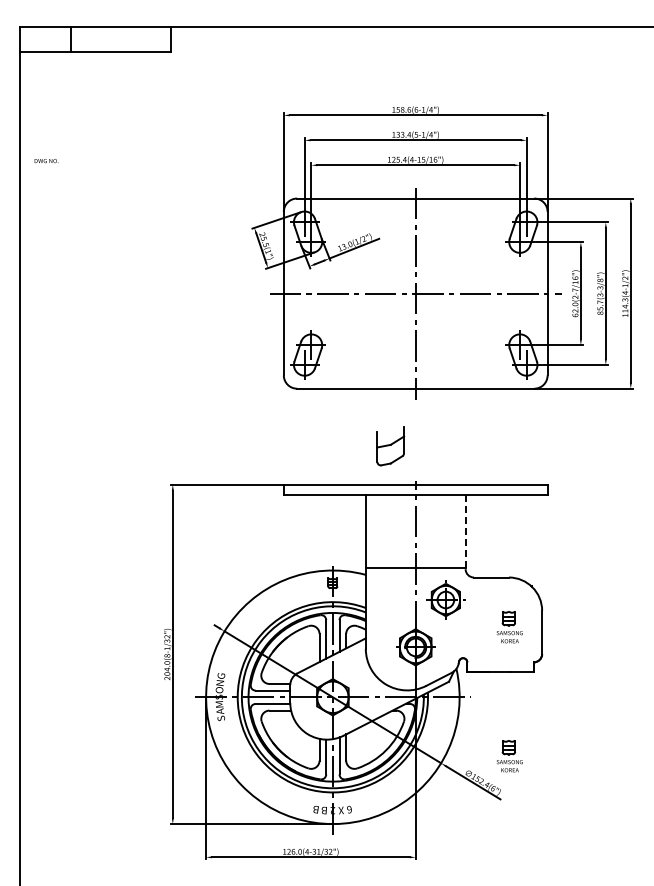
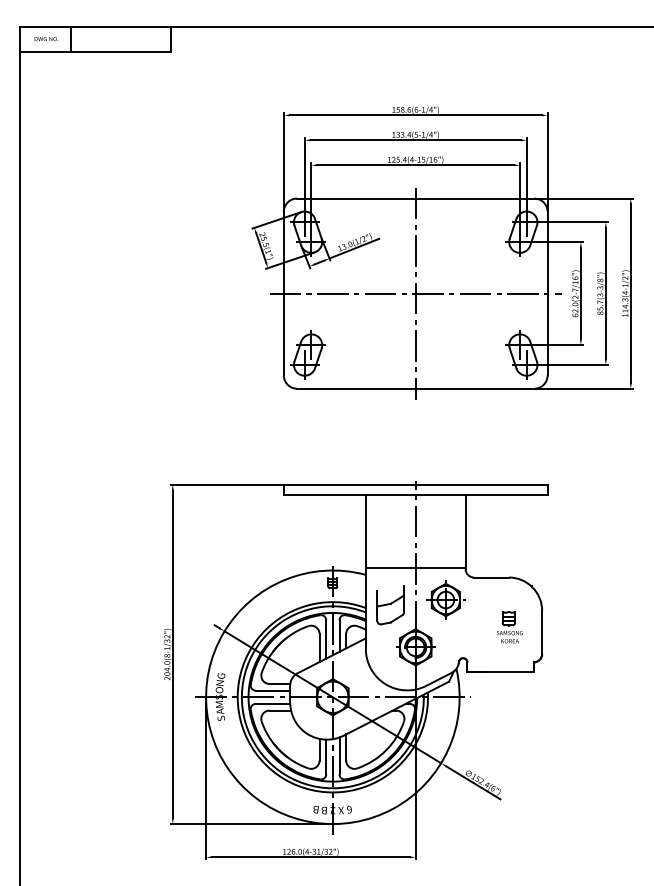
text position: (46, 161) -> (46, 39) (46, 39)
part position: (390, 446) -> (390, 605) (390, 605)
line: dashed -> solid (465, 532)
part: present -> none (509, 756)
